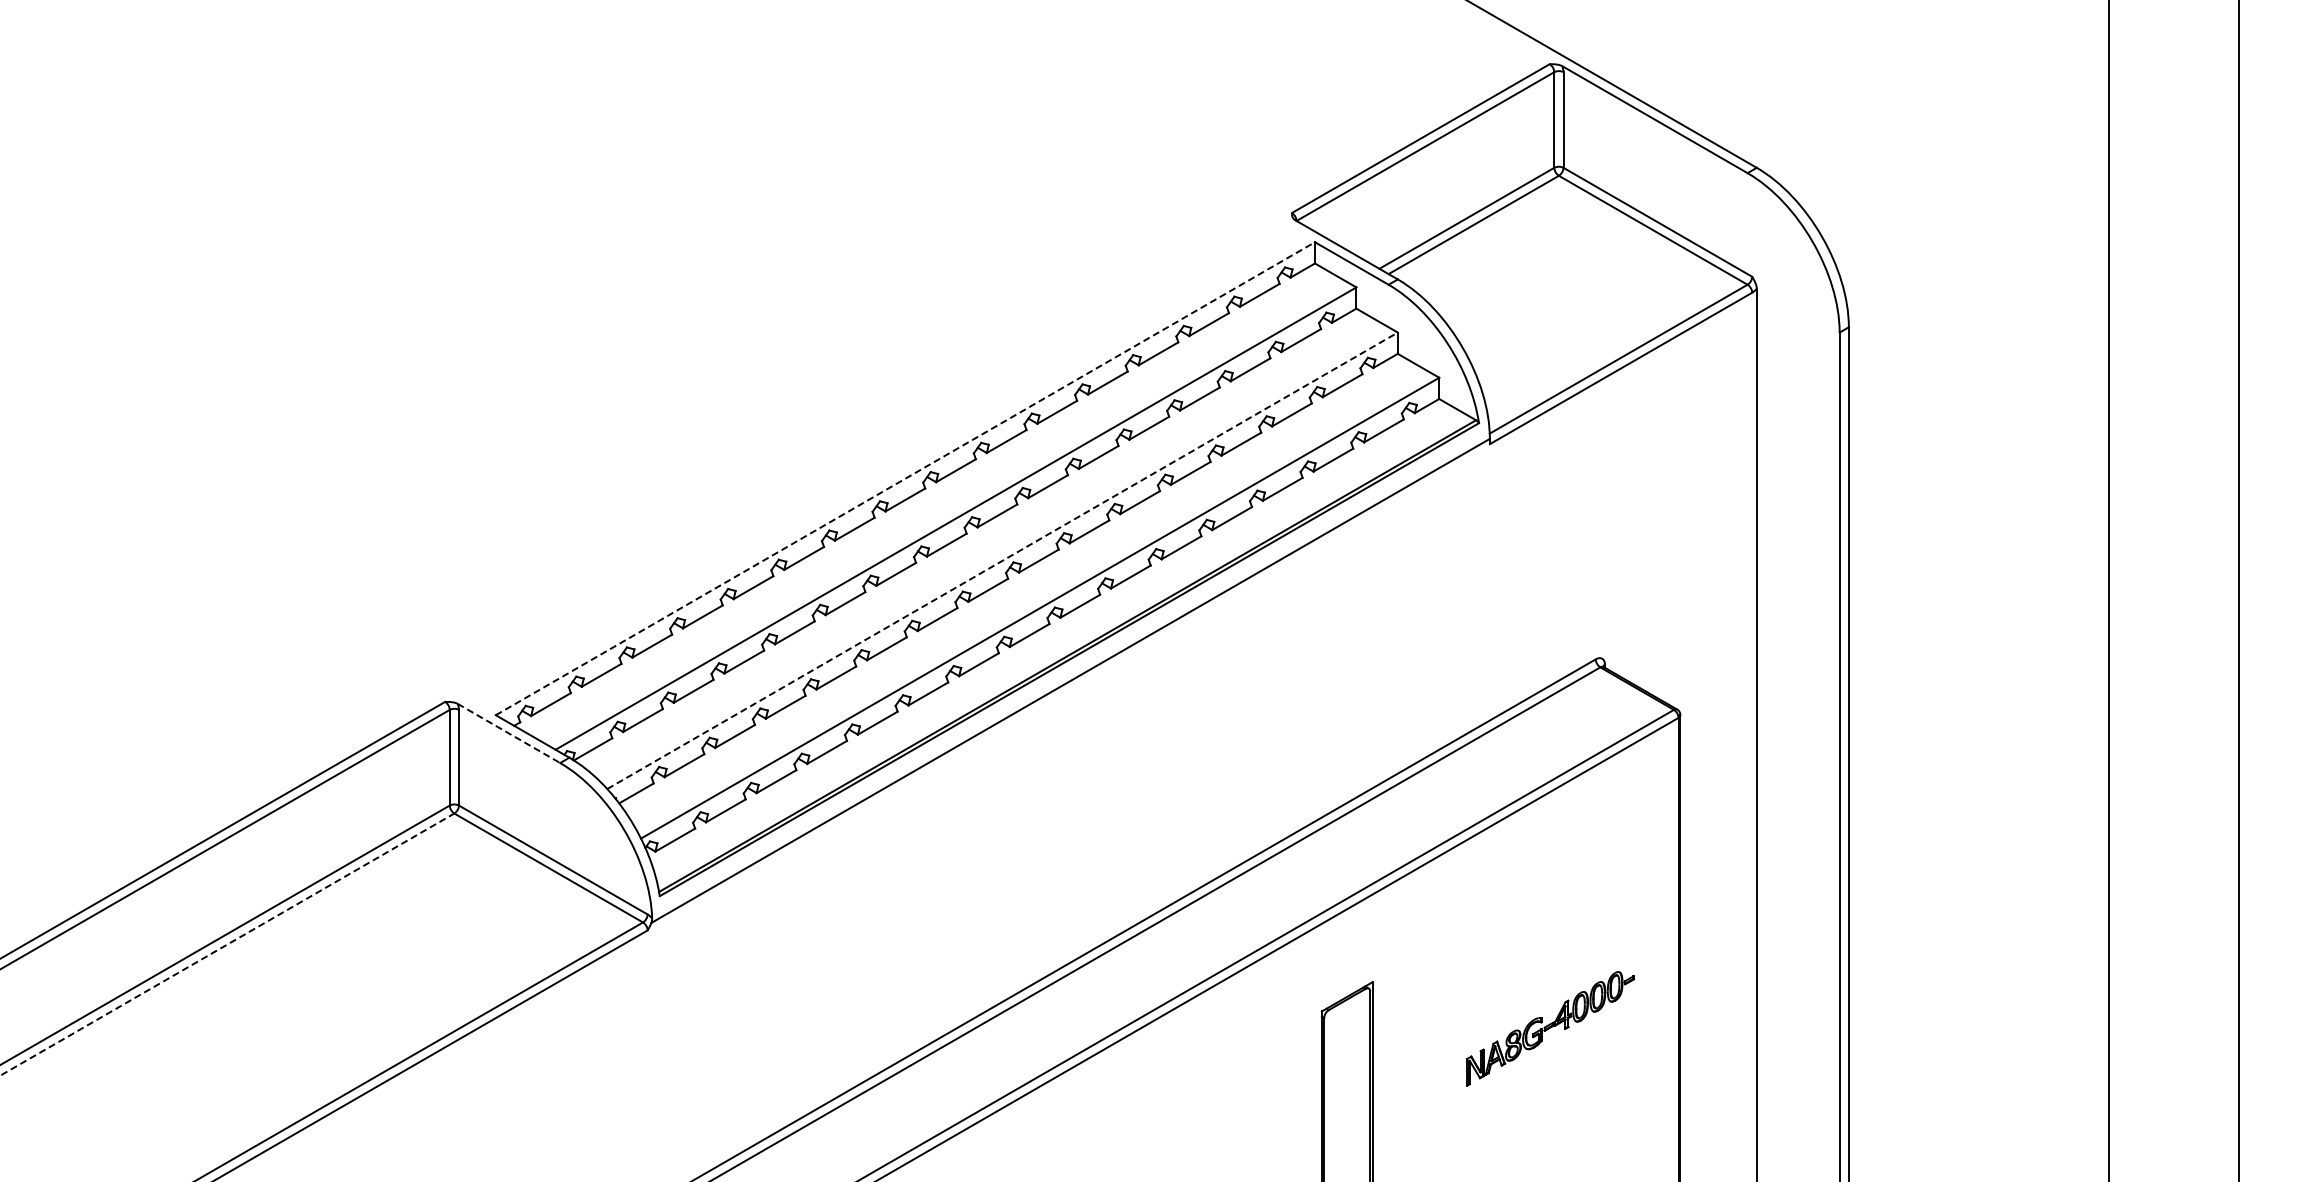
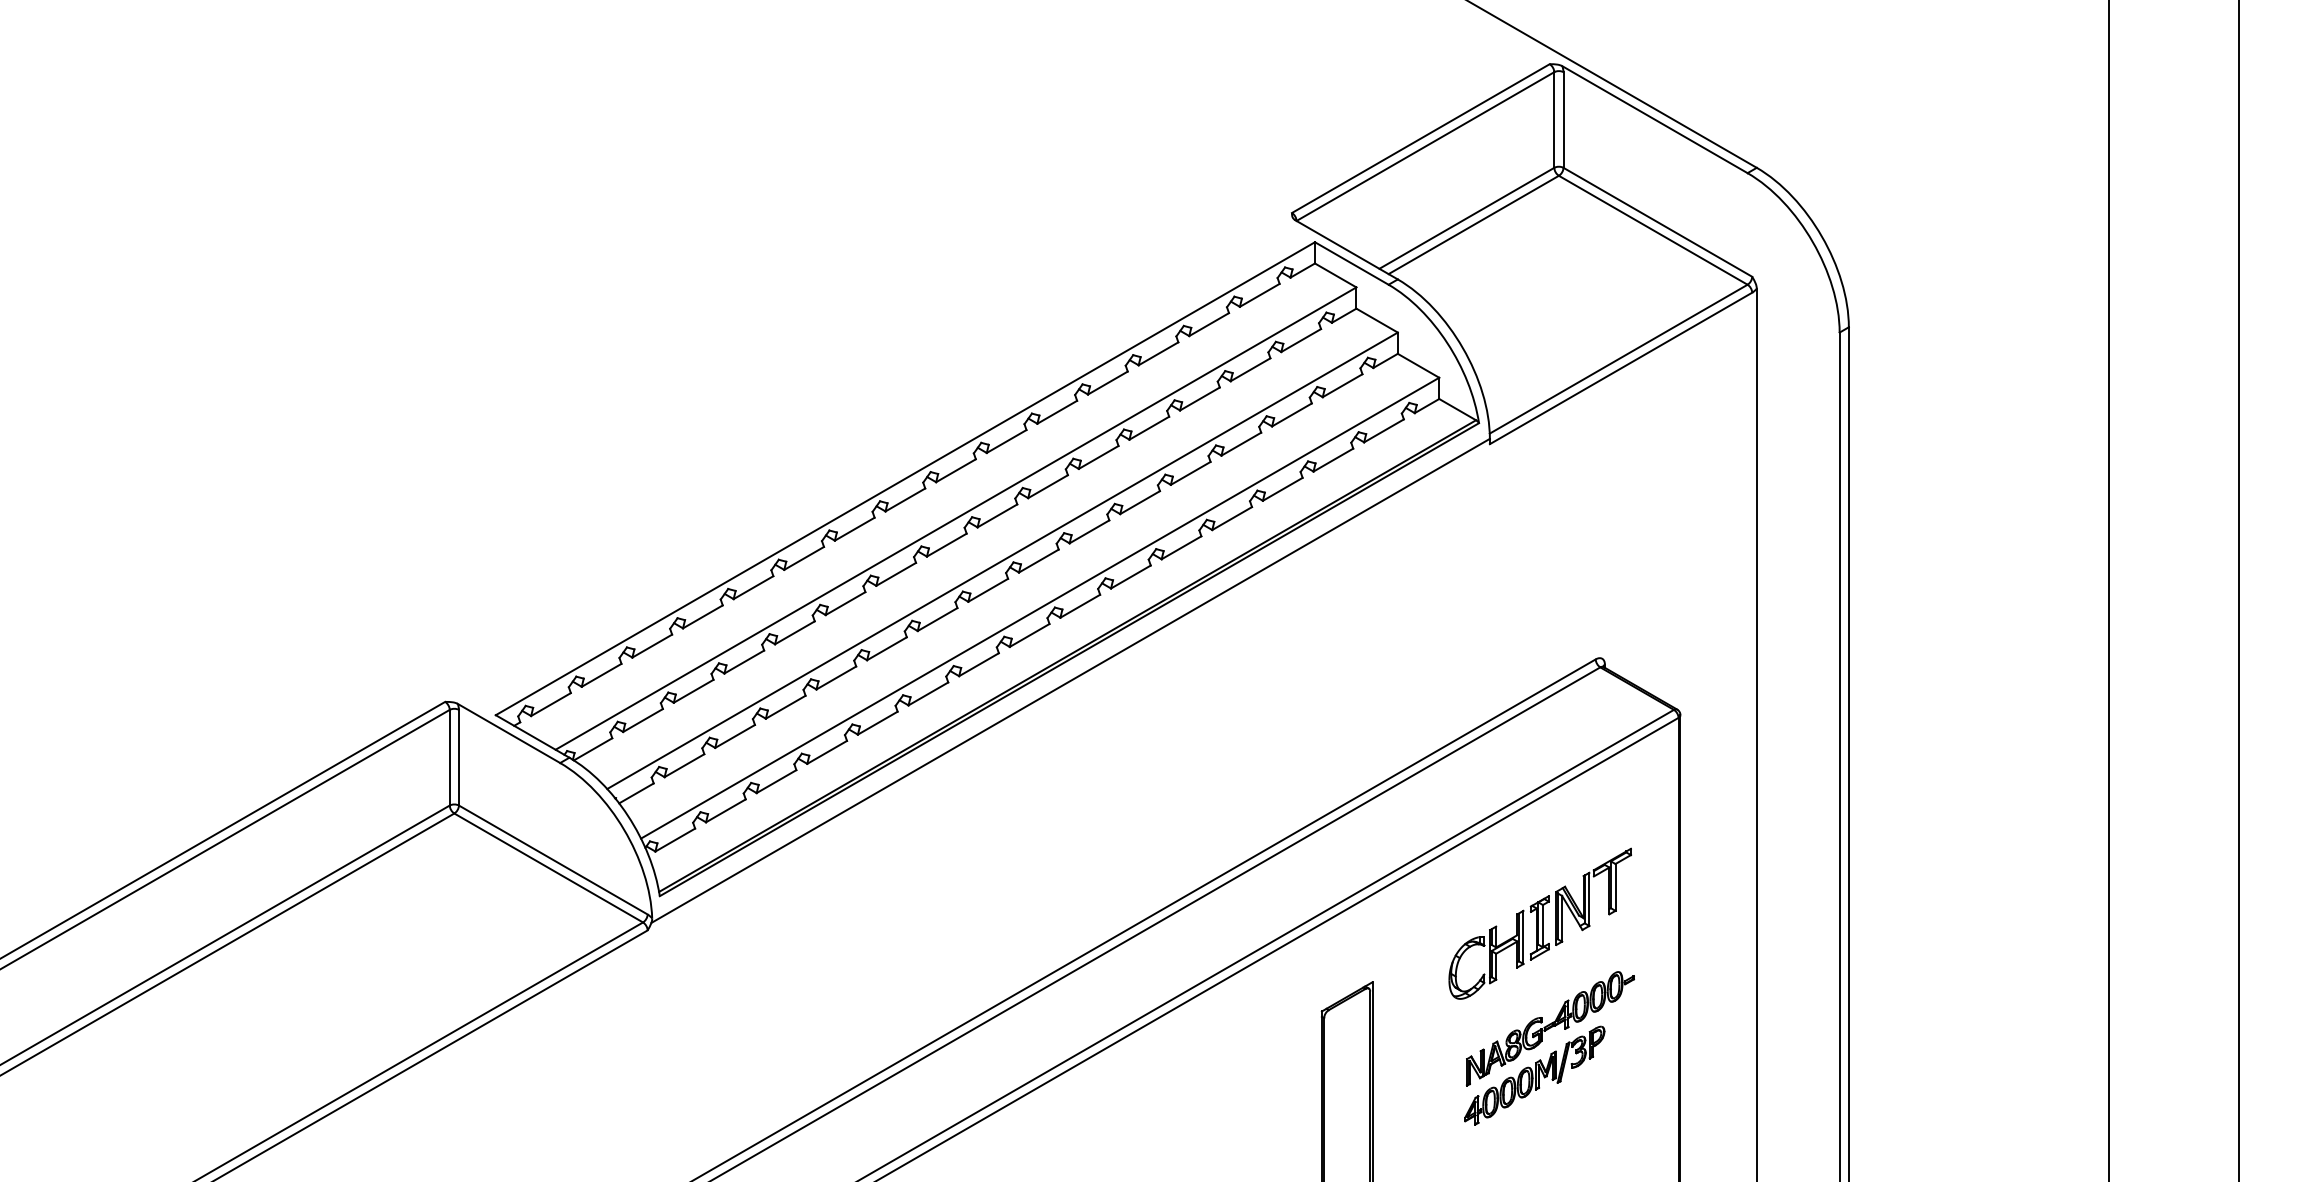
line: dashed -> solid (905, 478)
line: dashed -> solid (1003, 560)
line: dashed -> solid (509, 733)
part: none -> present (1539, 923)
line: dashed -> solid (227, 944)
part: none -> present (1534, 1075)
